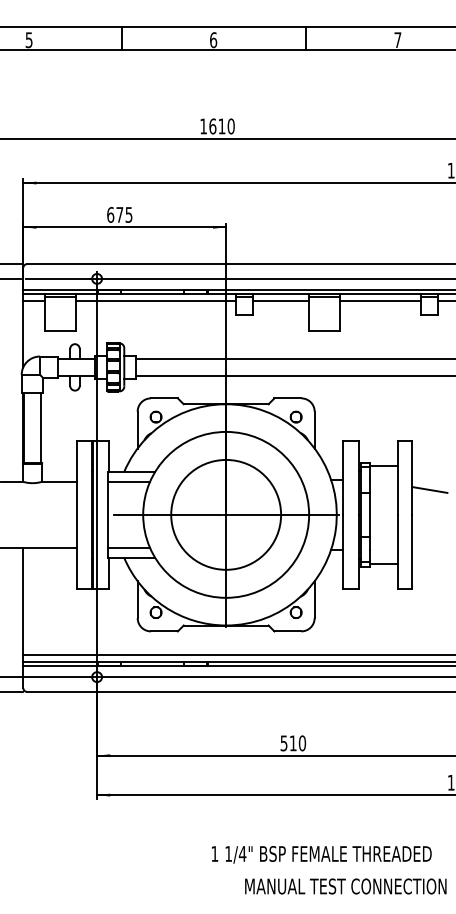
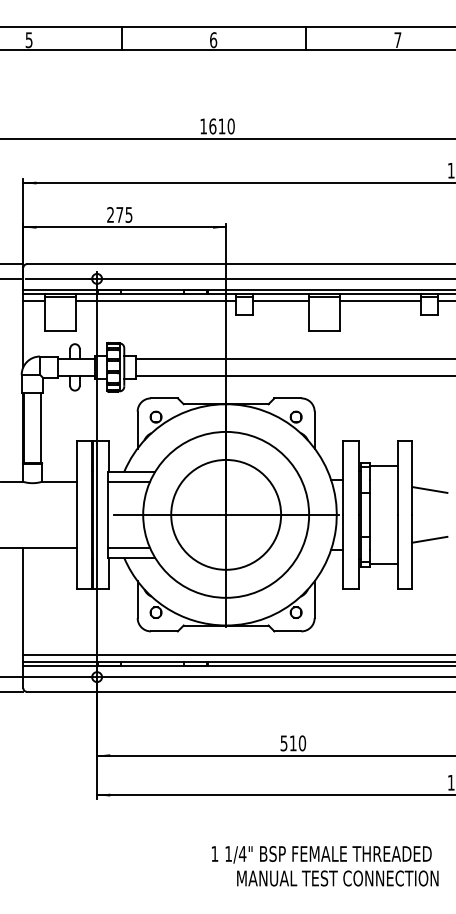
text: 675 -> 275 (110, 214)
line: none -> present (429, 539)
text position: (345, 886) -> (337, 878) (337, 878)
